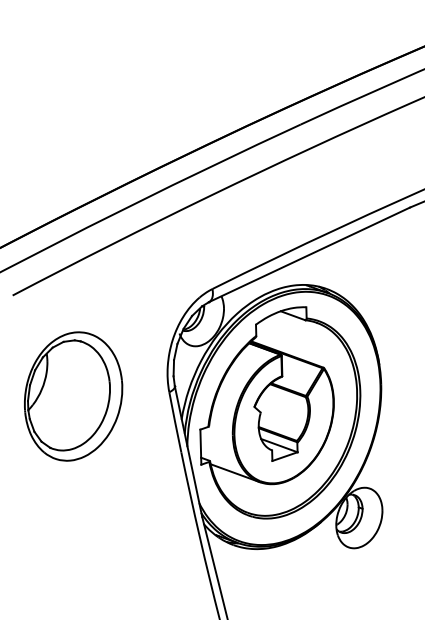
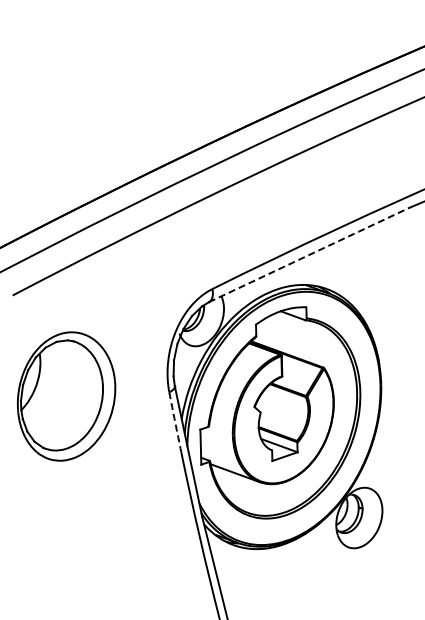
line: solid -> dashed (309, 254)
part position: (73, 396) -> (66, 396) (66, 396)
arc: solid -> dashed (175, 422)
